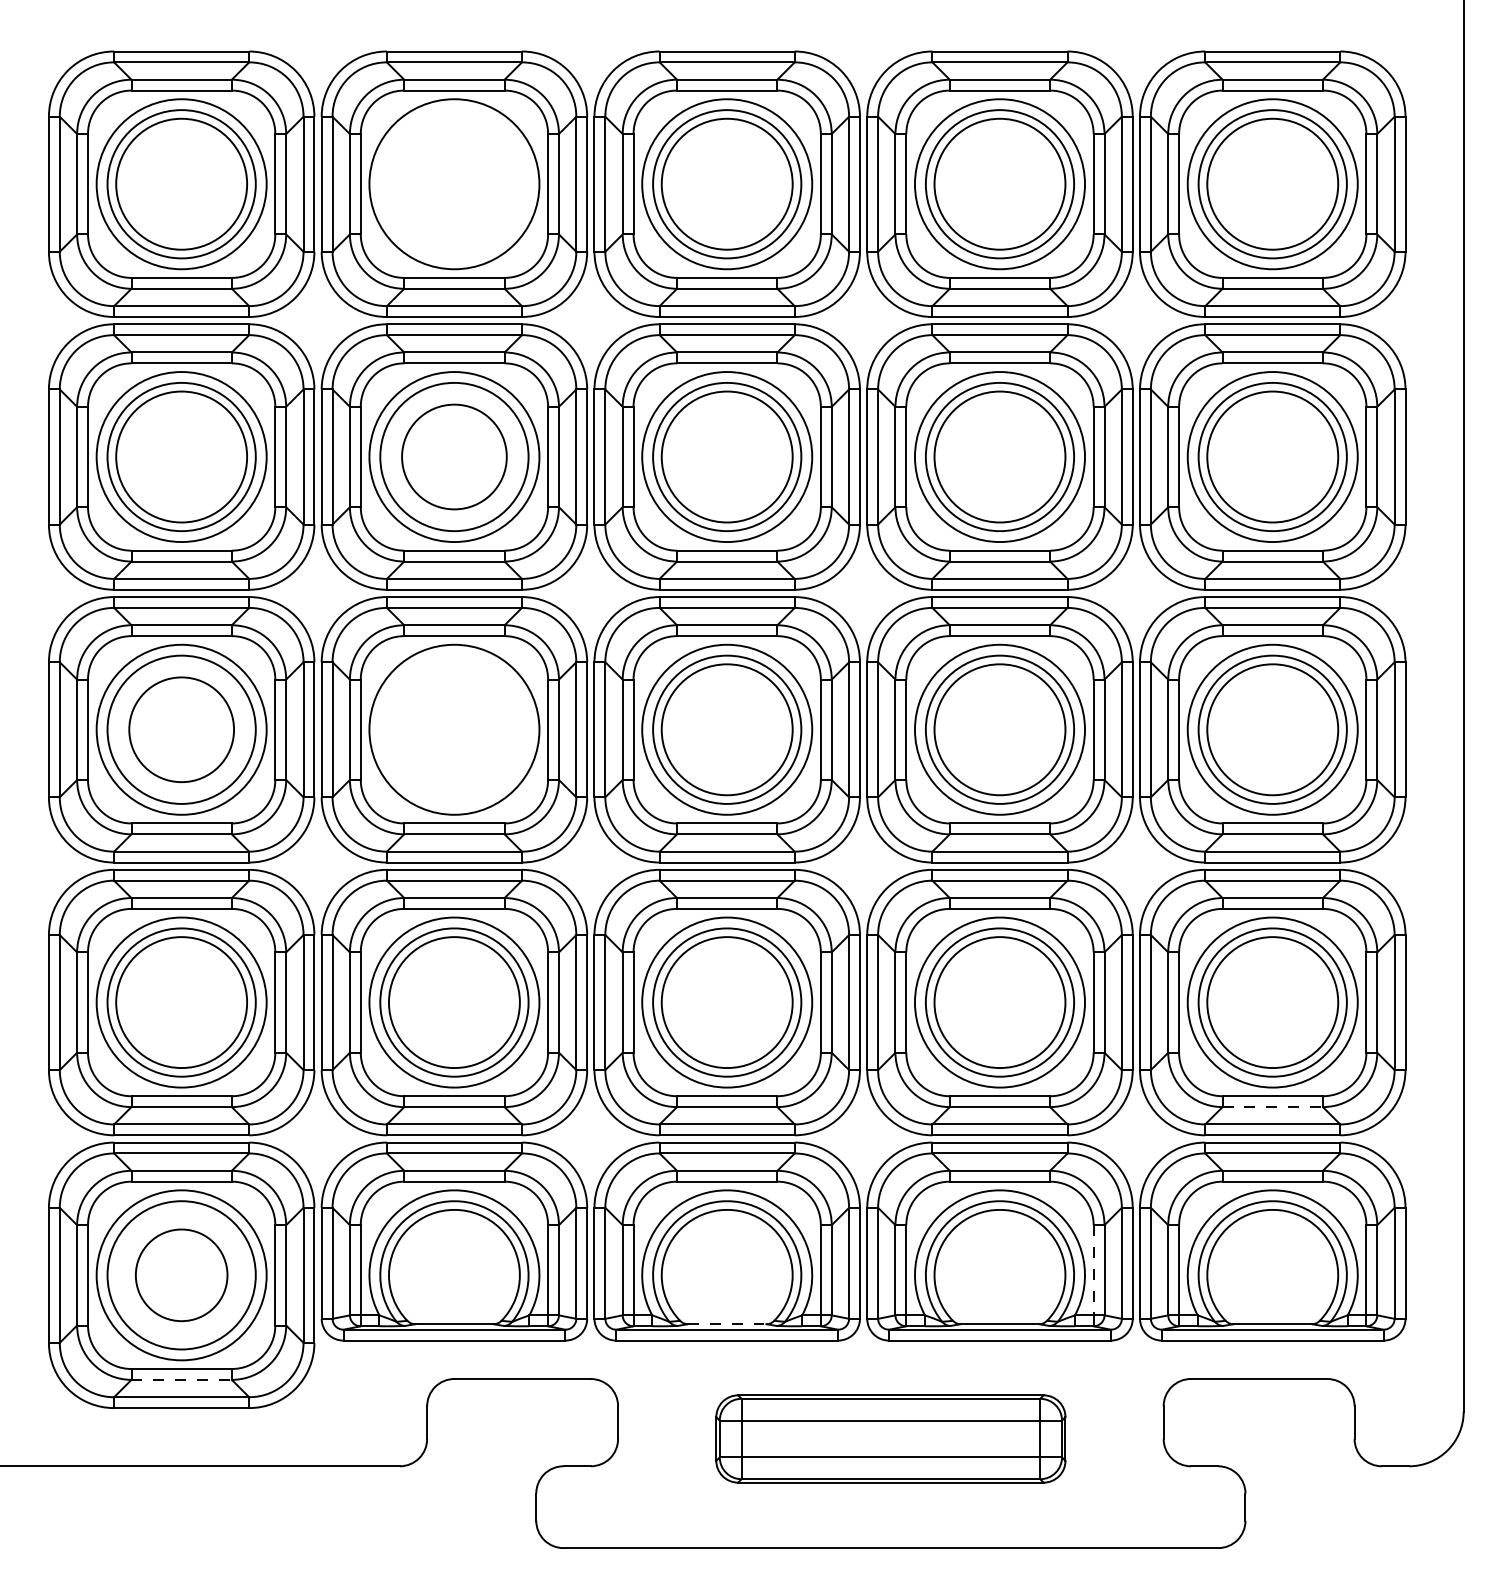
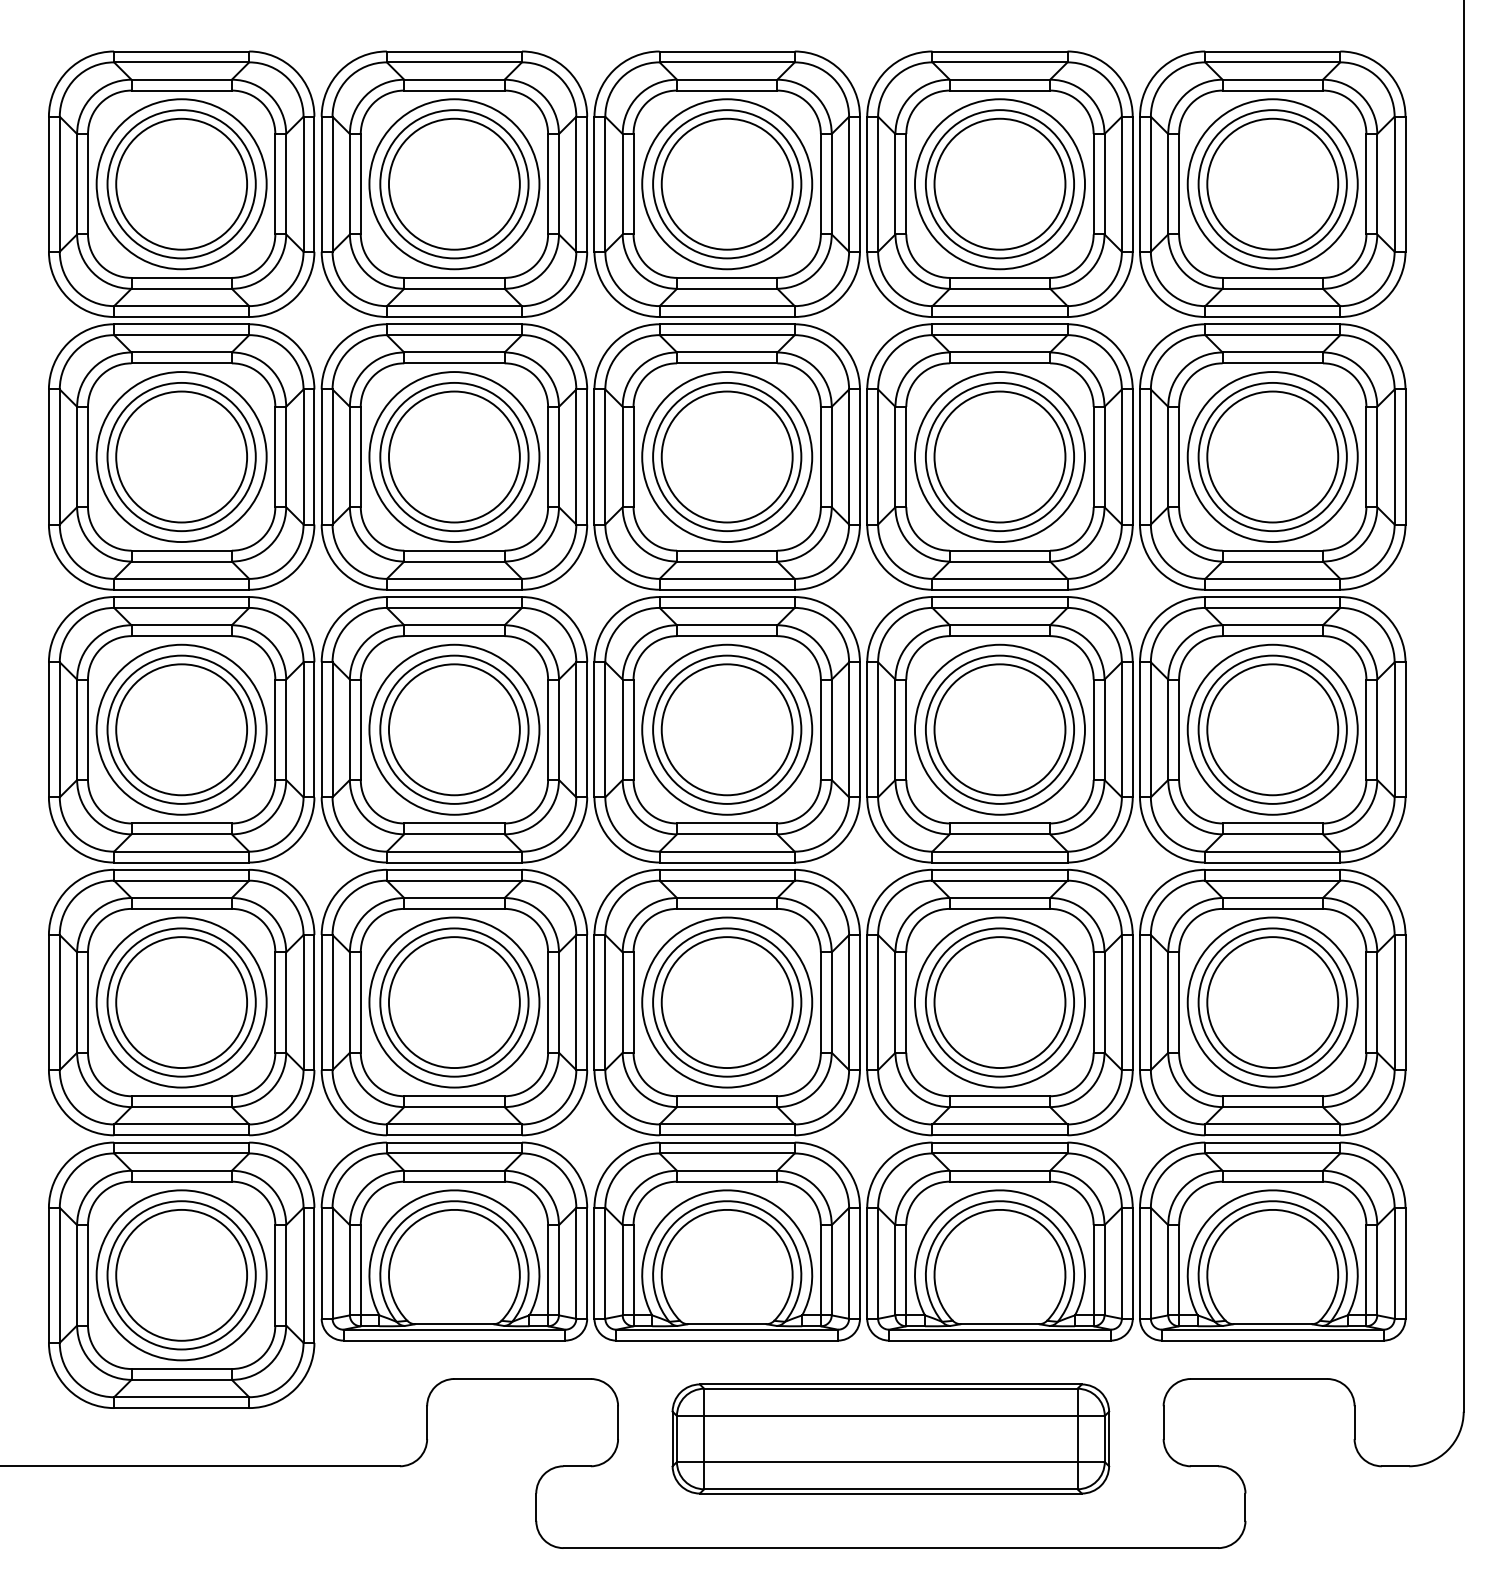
part: none -> present (454, 184)
circle diameter: 105 px -> 131 px (453, 456)
circle diameter: 105 px -> 131 px (181, 729)
part: none -> present (454, 729)
line: dashed -> solid (1273, 1107)
line: dashed -> solid (1093, 1270)
circle diameter: 92 px -> 131 px (181, 1274)
line: dashed -> solid (727, 1324)
line: dashed -> solid (182, 1379)
part size: 352x90 px -> 440x112 px (890, 1438)
